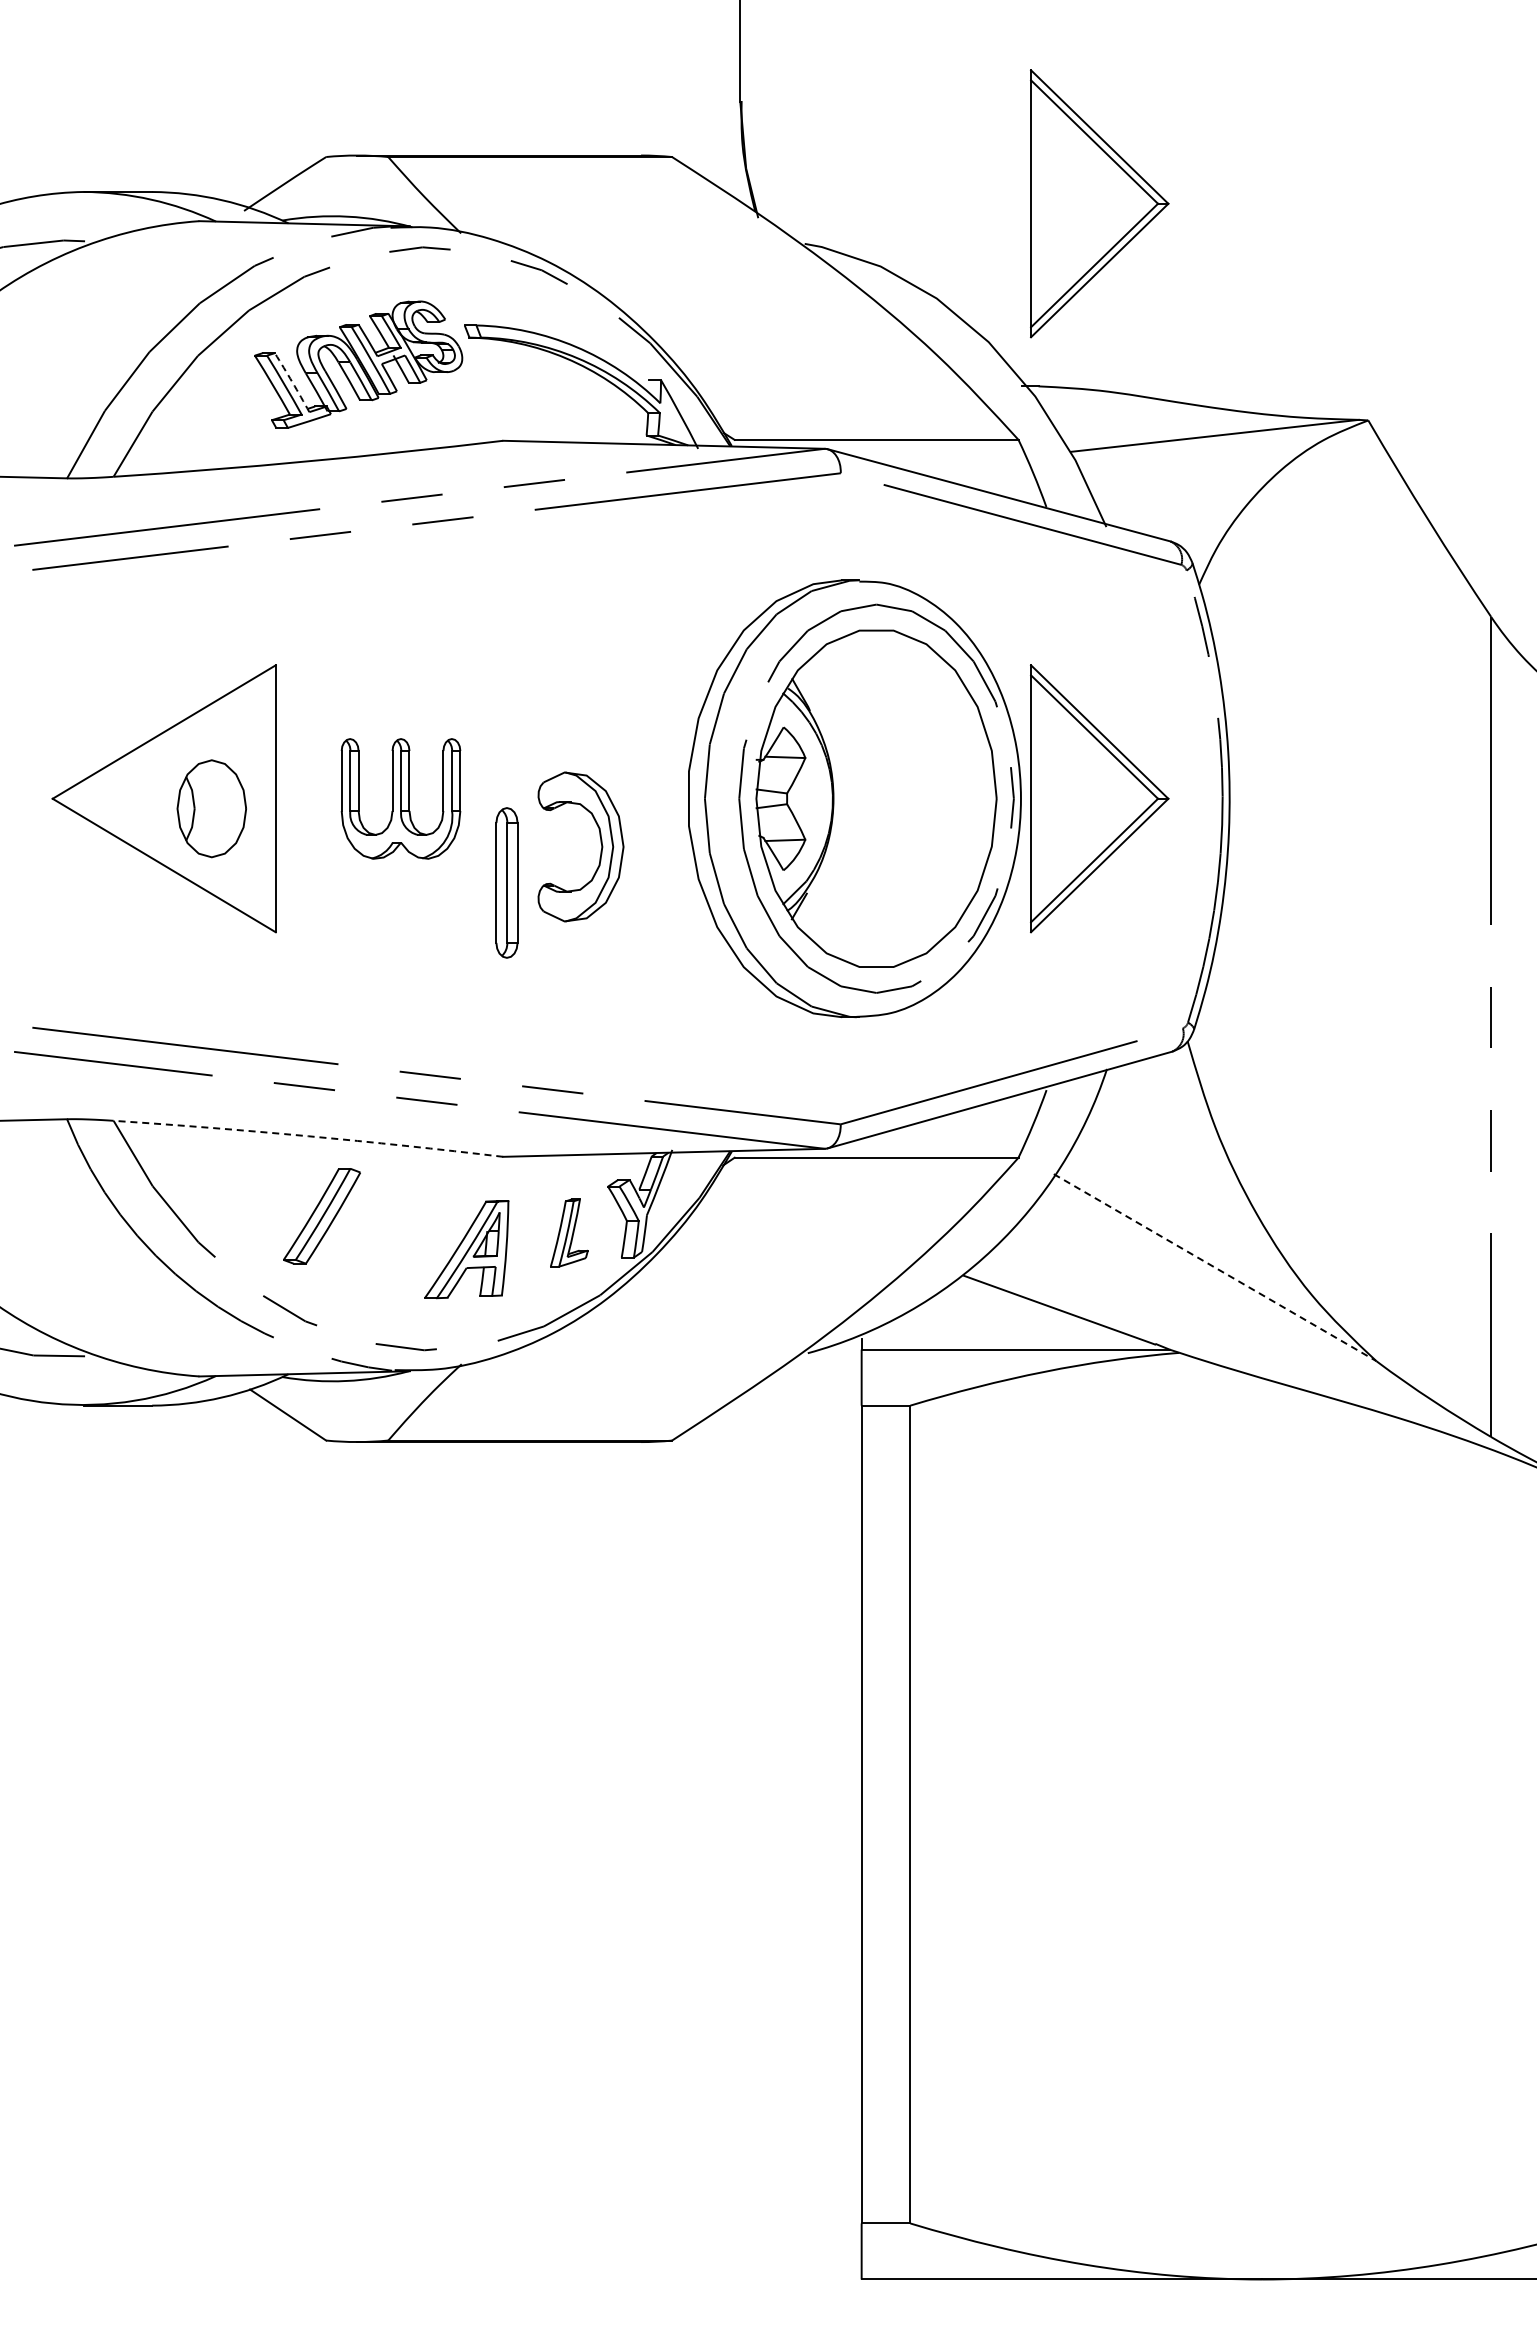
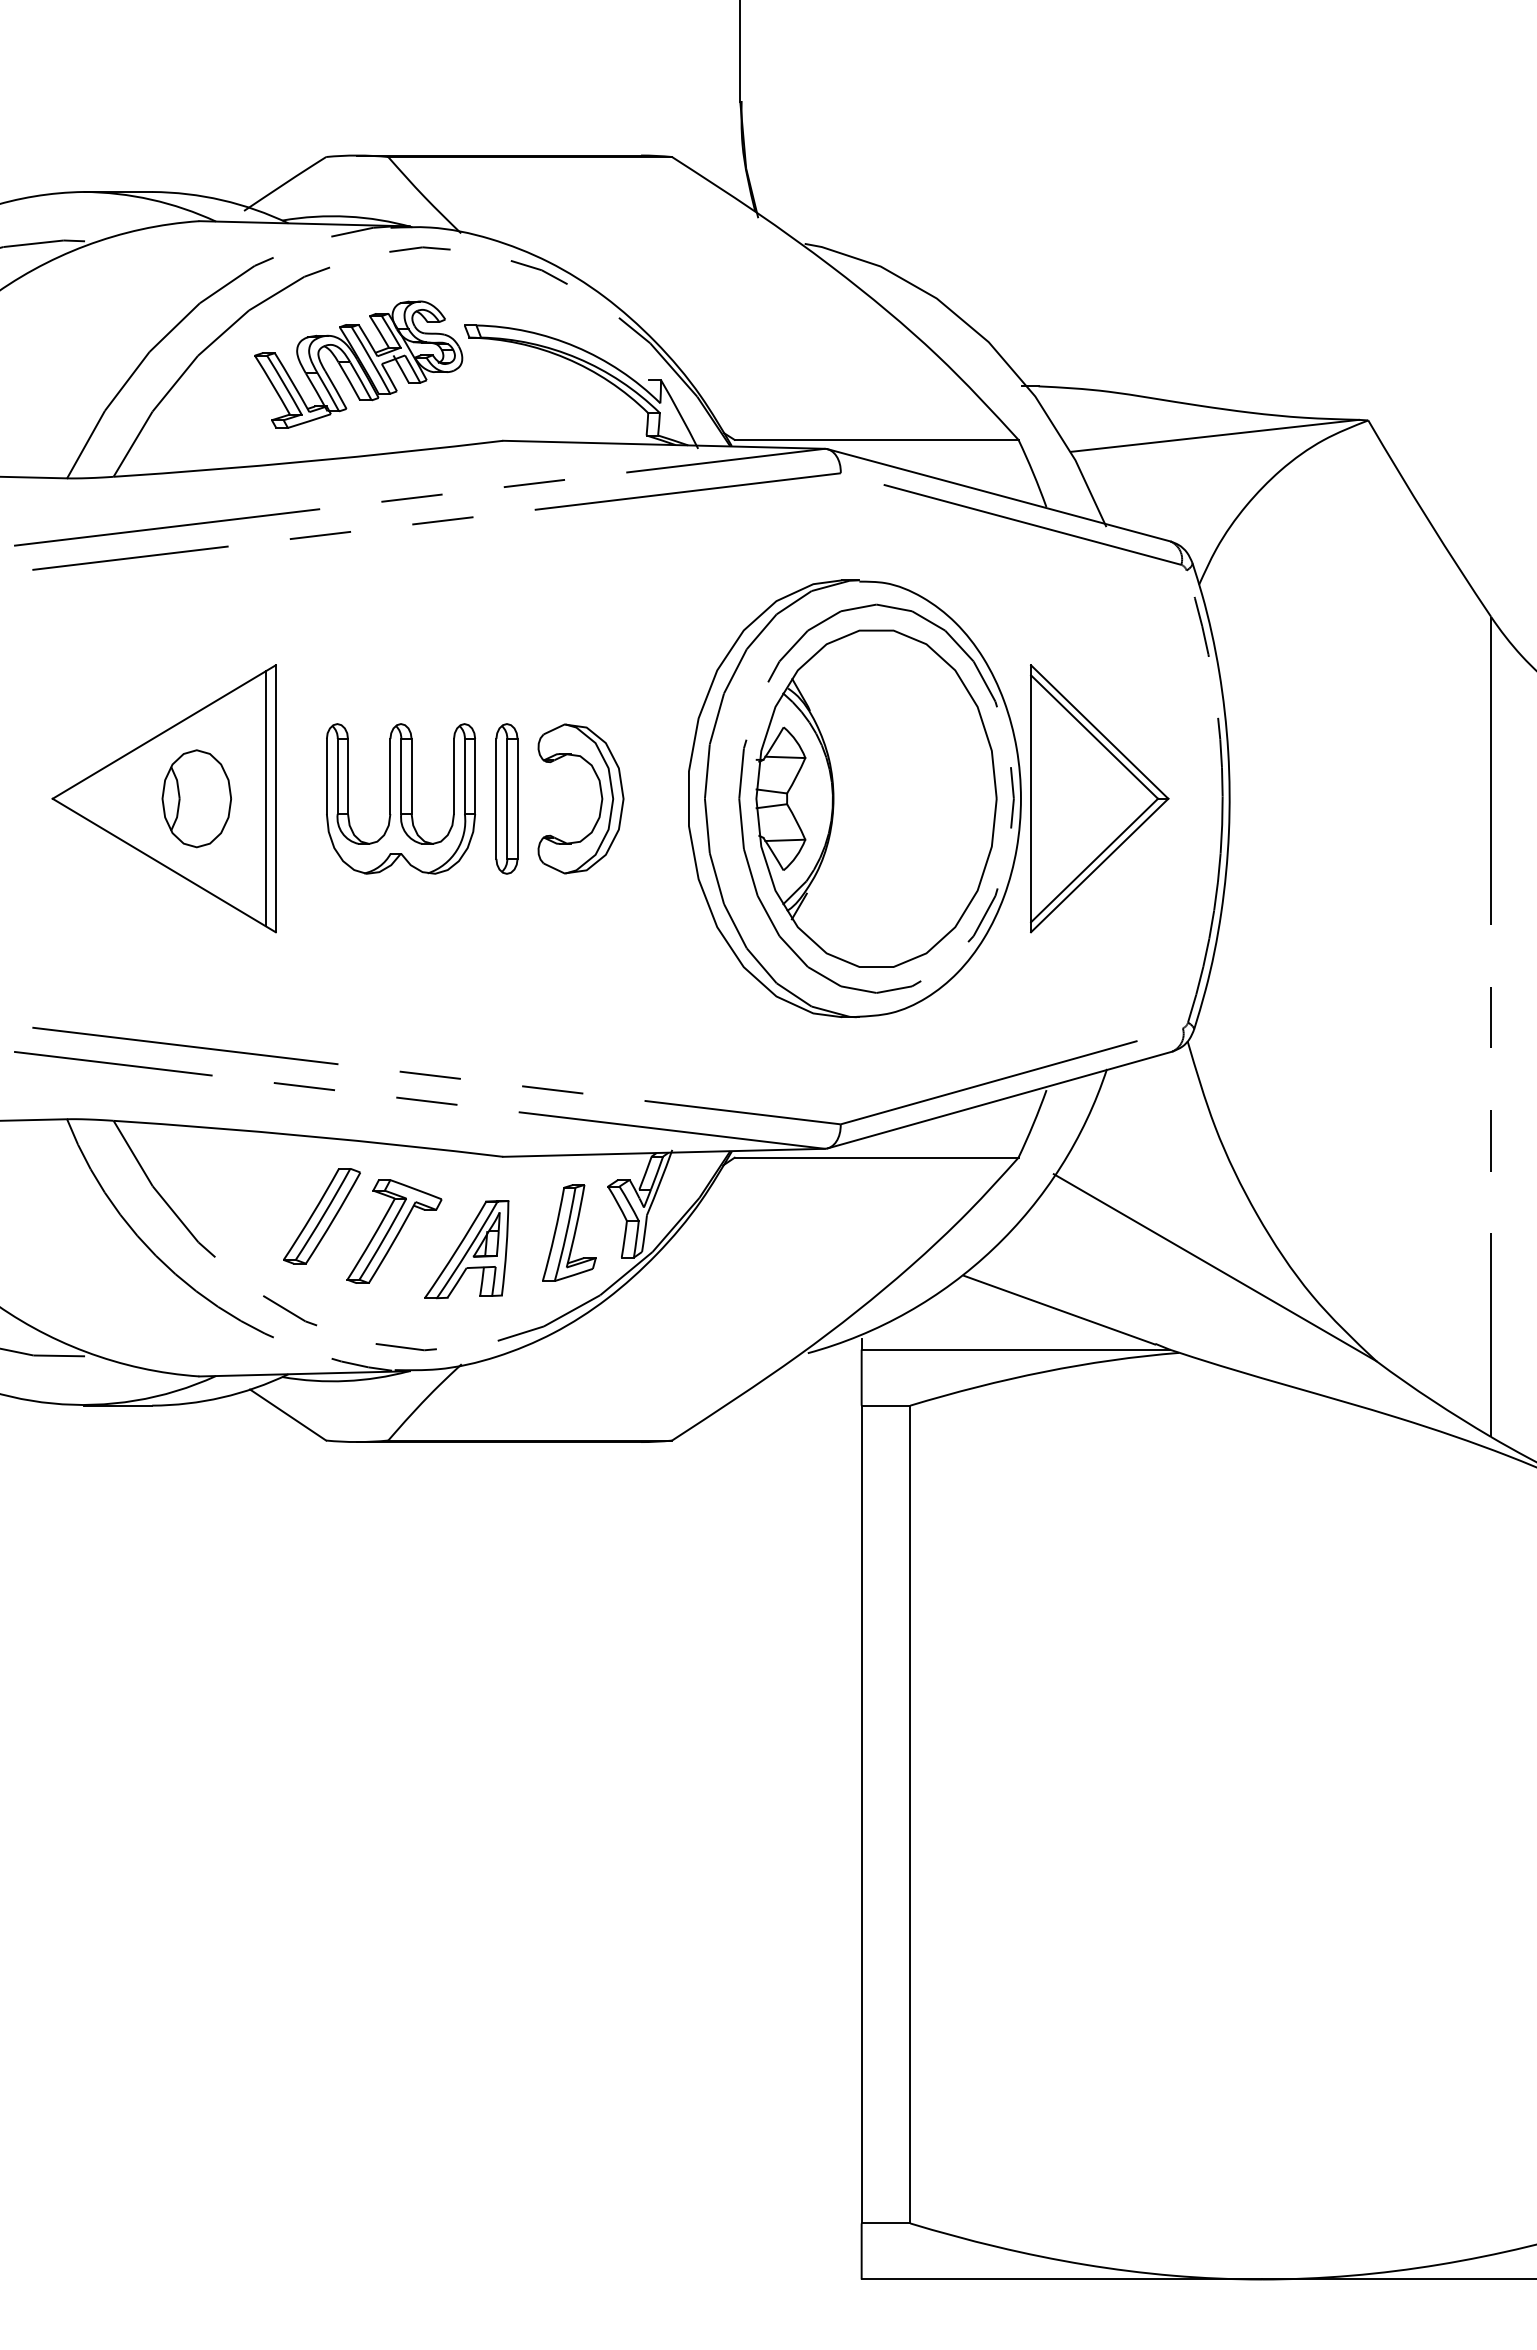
part: present -> none (1099, 203)
arc: dashed -> solid (292, 382)
line: none -> present (265, 798)
part size: 122x122 px -> 150x152 px (400, 798)
part position: (211, 808) -> (196, 798) (196, 798)
part position: (600, 843) -> (600, 795) (600, 795)
part position: (506, 882) -> (506, 798) (506, 798)
arc: dashed -> solid (308, 1136)
part: none -> present (394, 1231)
part size: 39x70 px -> 55x98 px (569, 1232)
line: dashed -> solid (1215, 1267)
